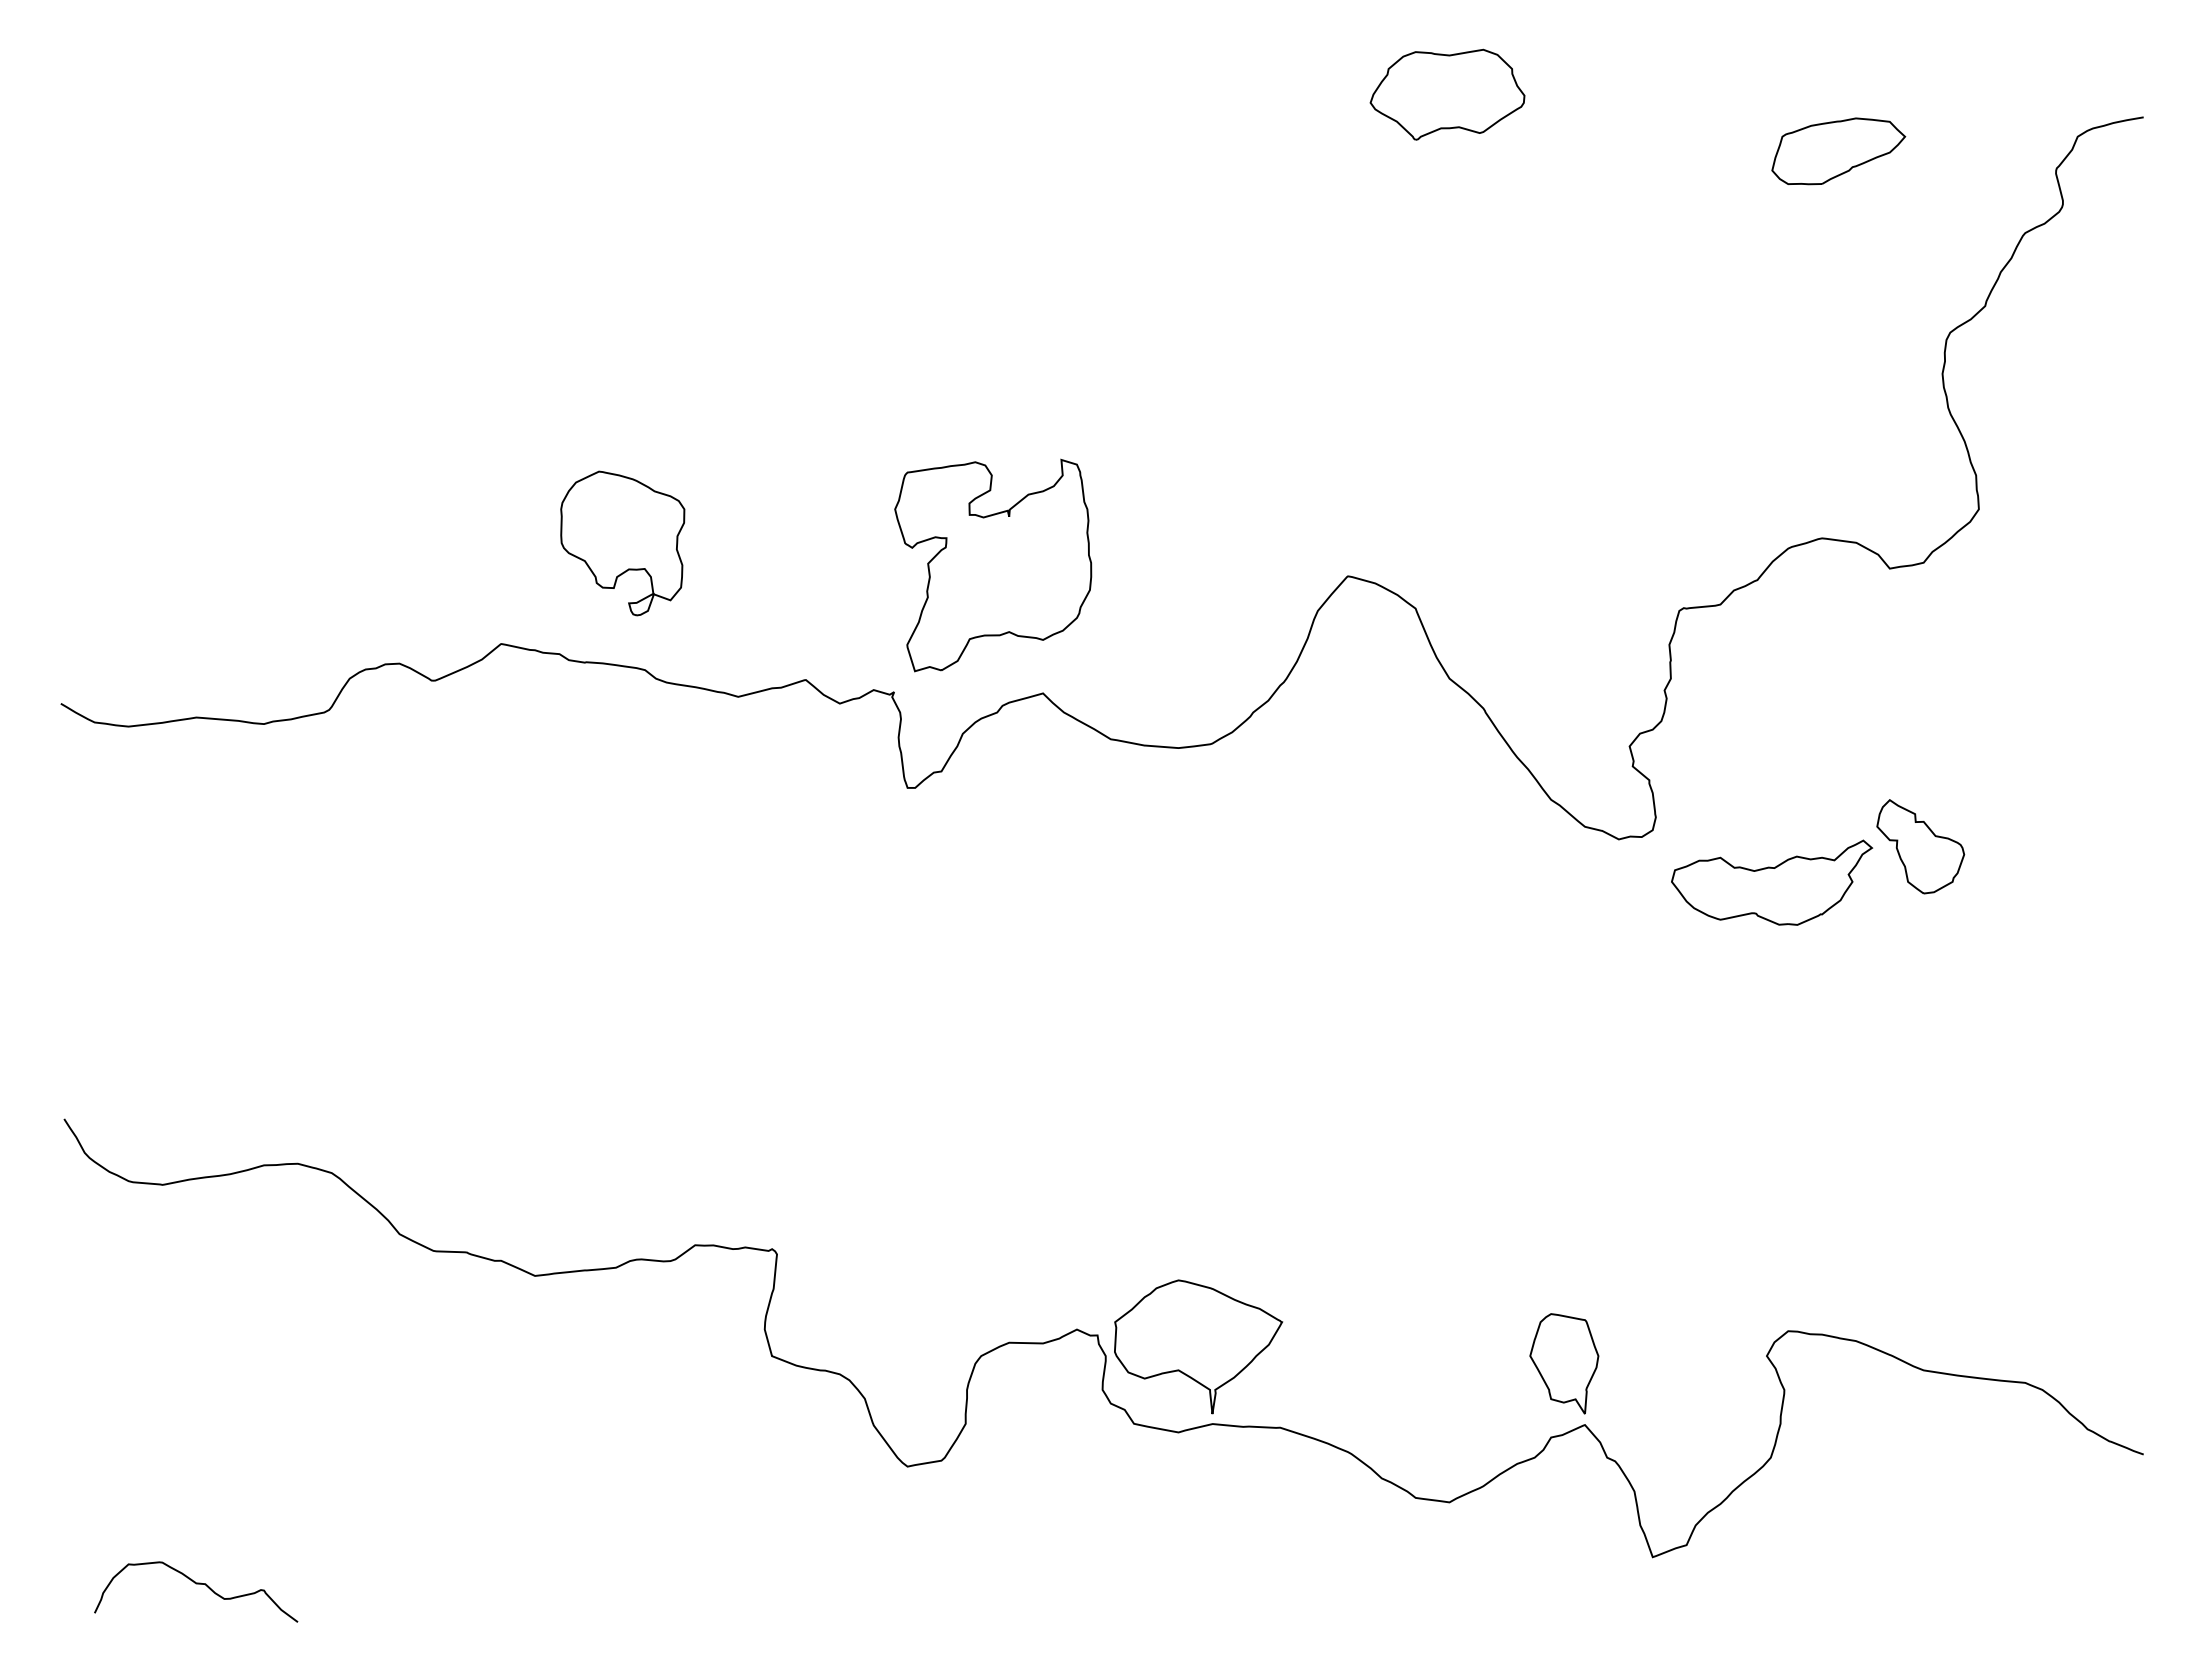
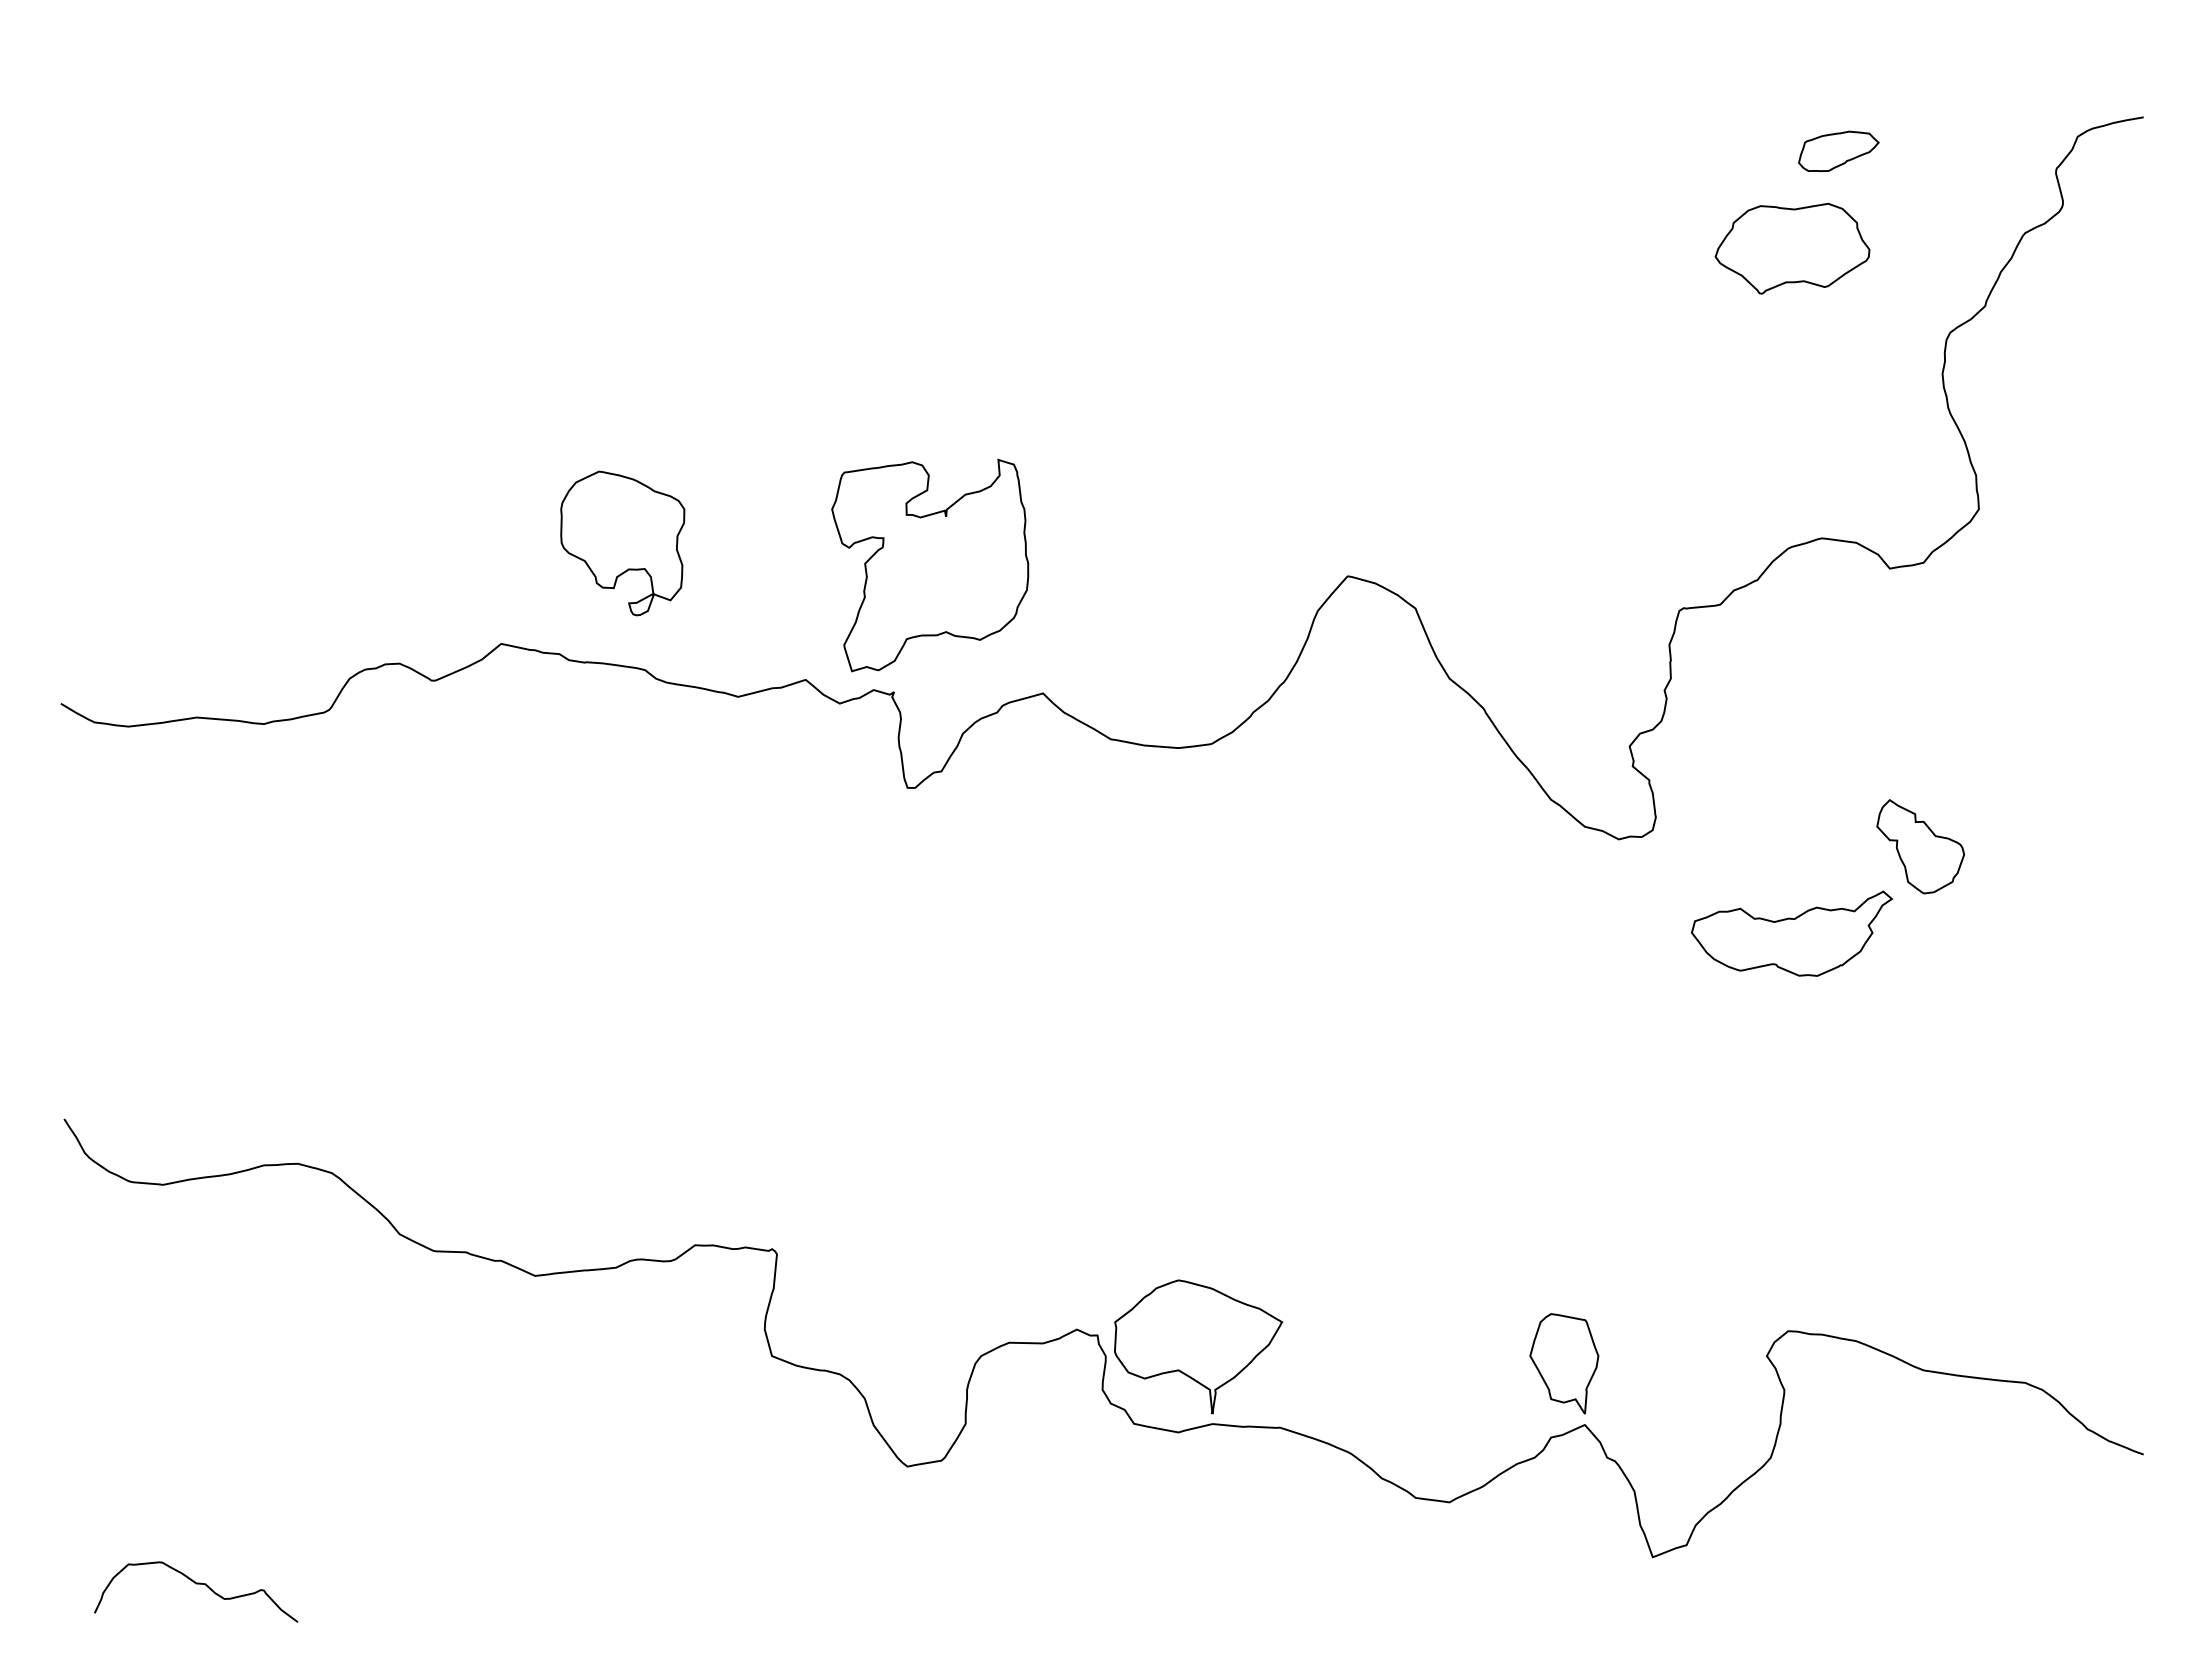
part position: (1447, 94) -> (1792, 248) (1792, 248)
part size: 136x69 px -> 82x42 px (1838, 150)
part position: (993, 565) -> (930, 565) (930, 565)
part position: (1772, 882) -> (1792, 933) (1792, 933)
